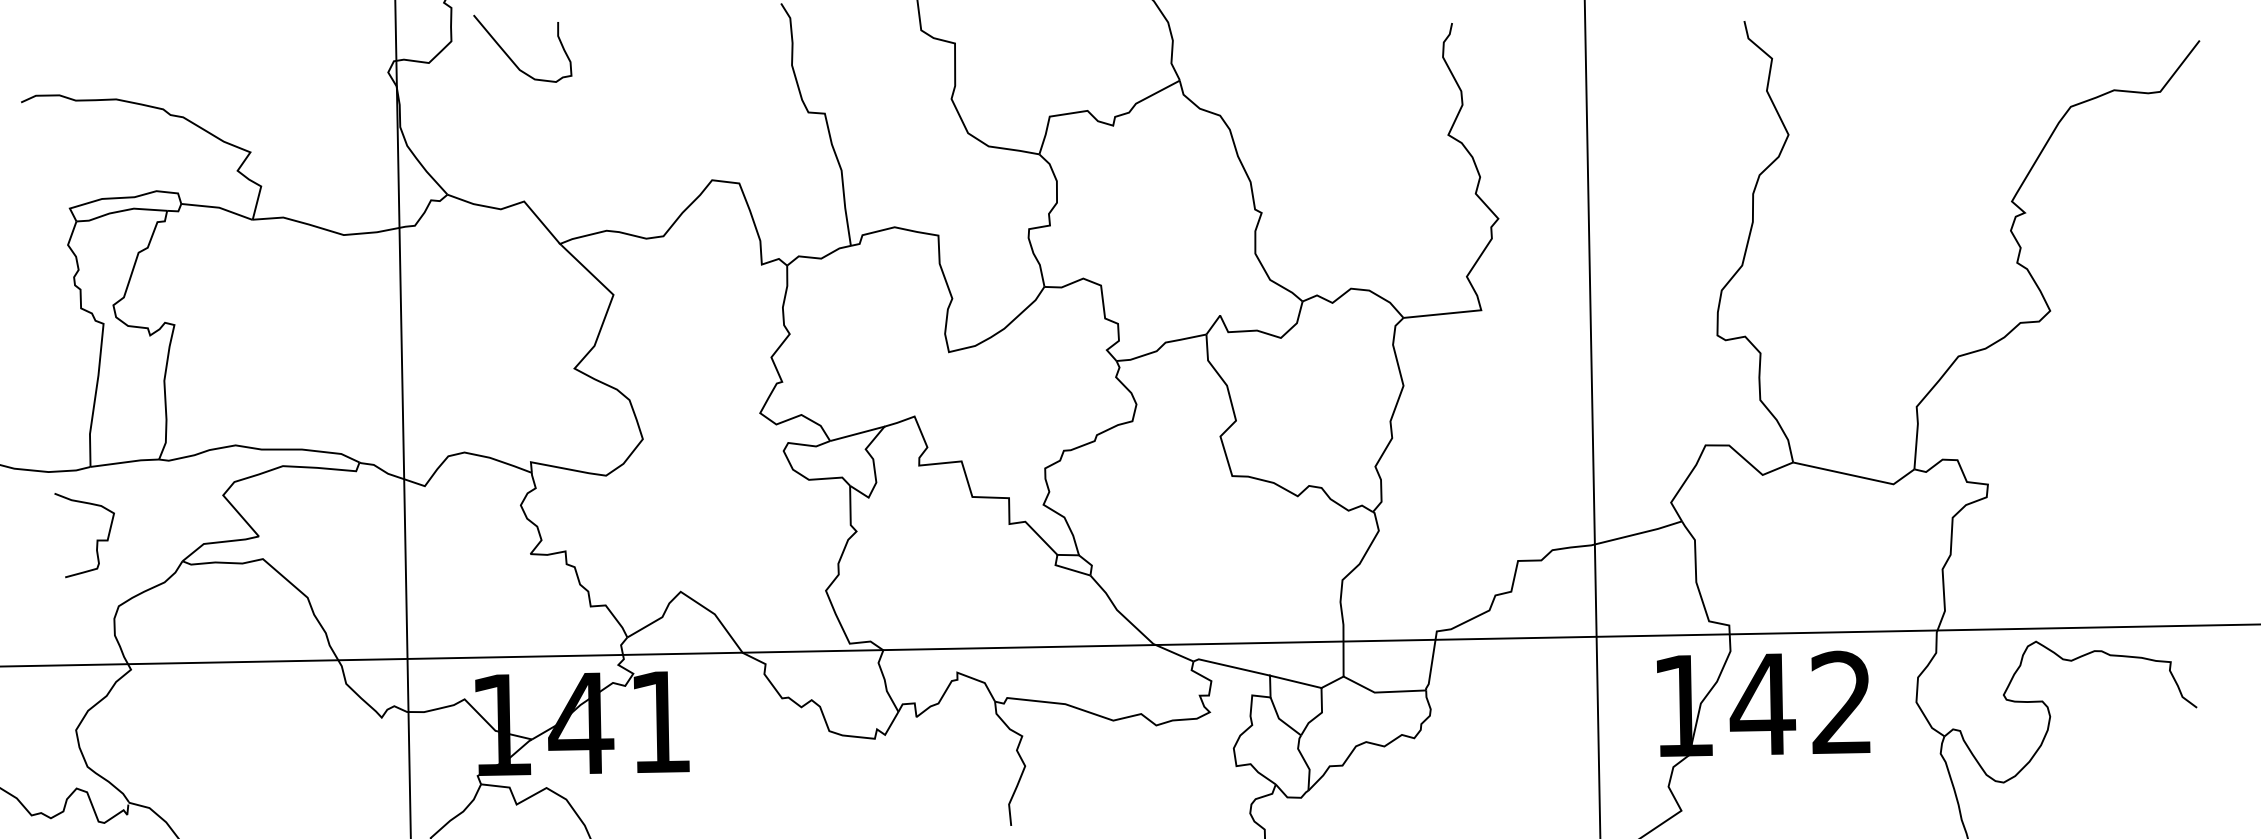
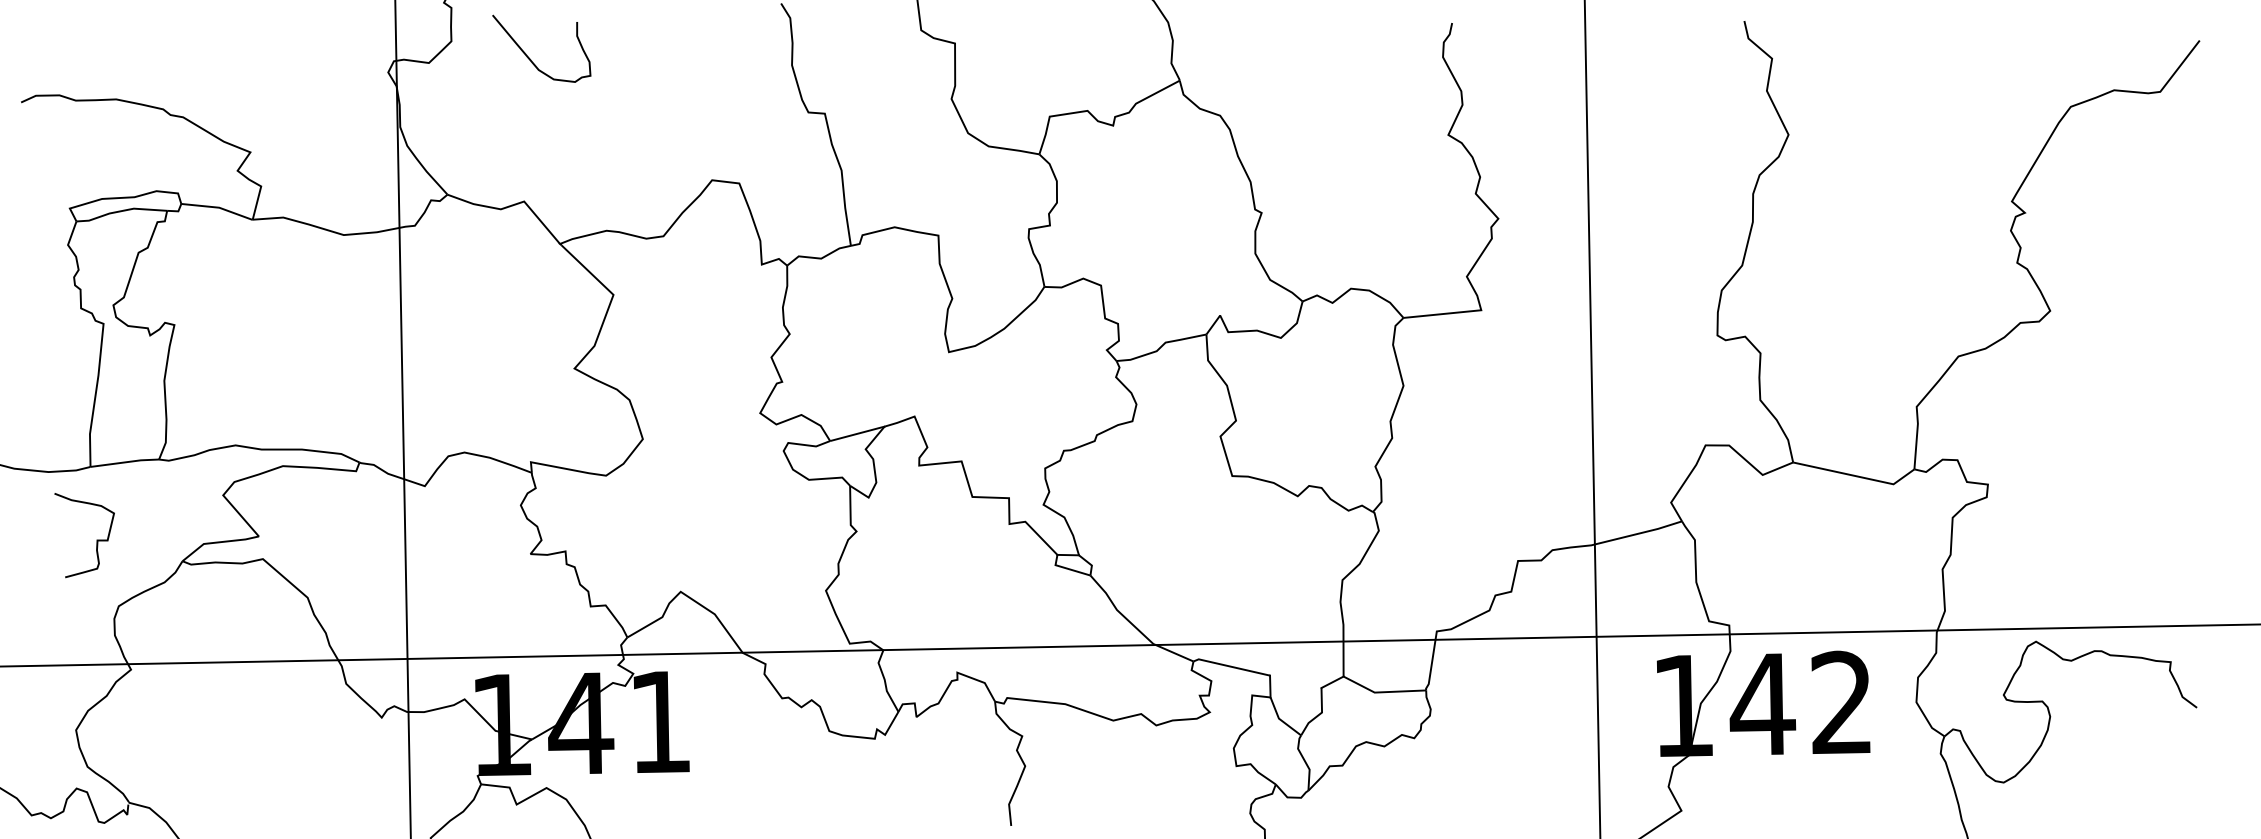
curve position: (511, 58) -> (530, 58) (530, 58)
line: present -> none (1295, 681)
